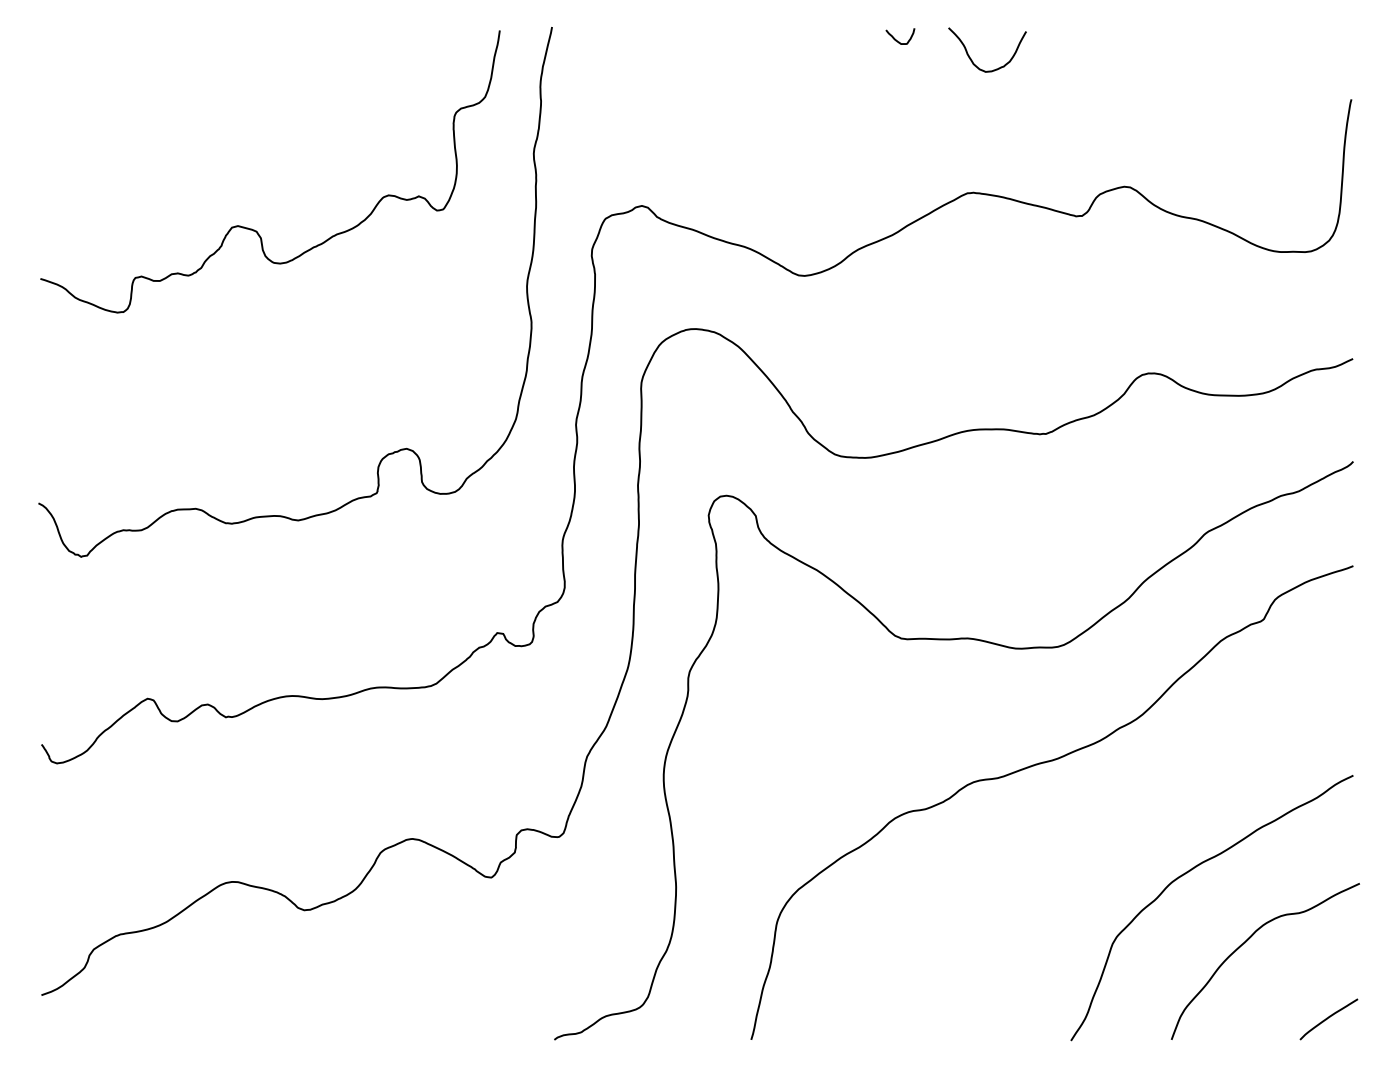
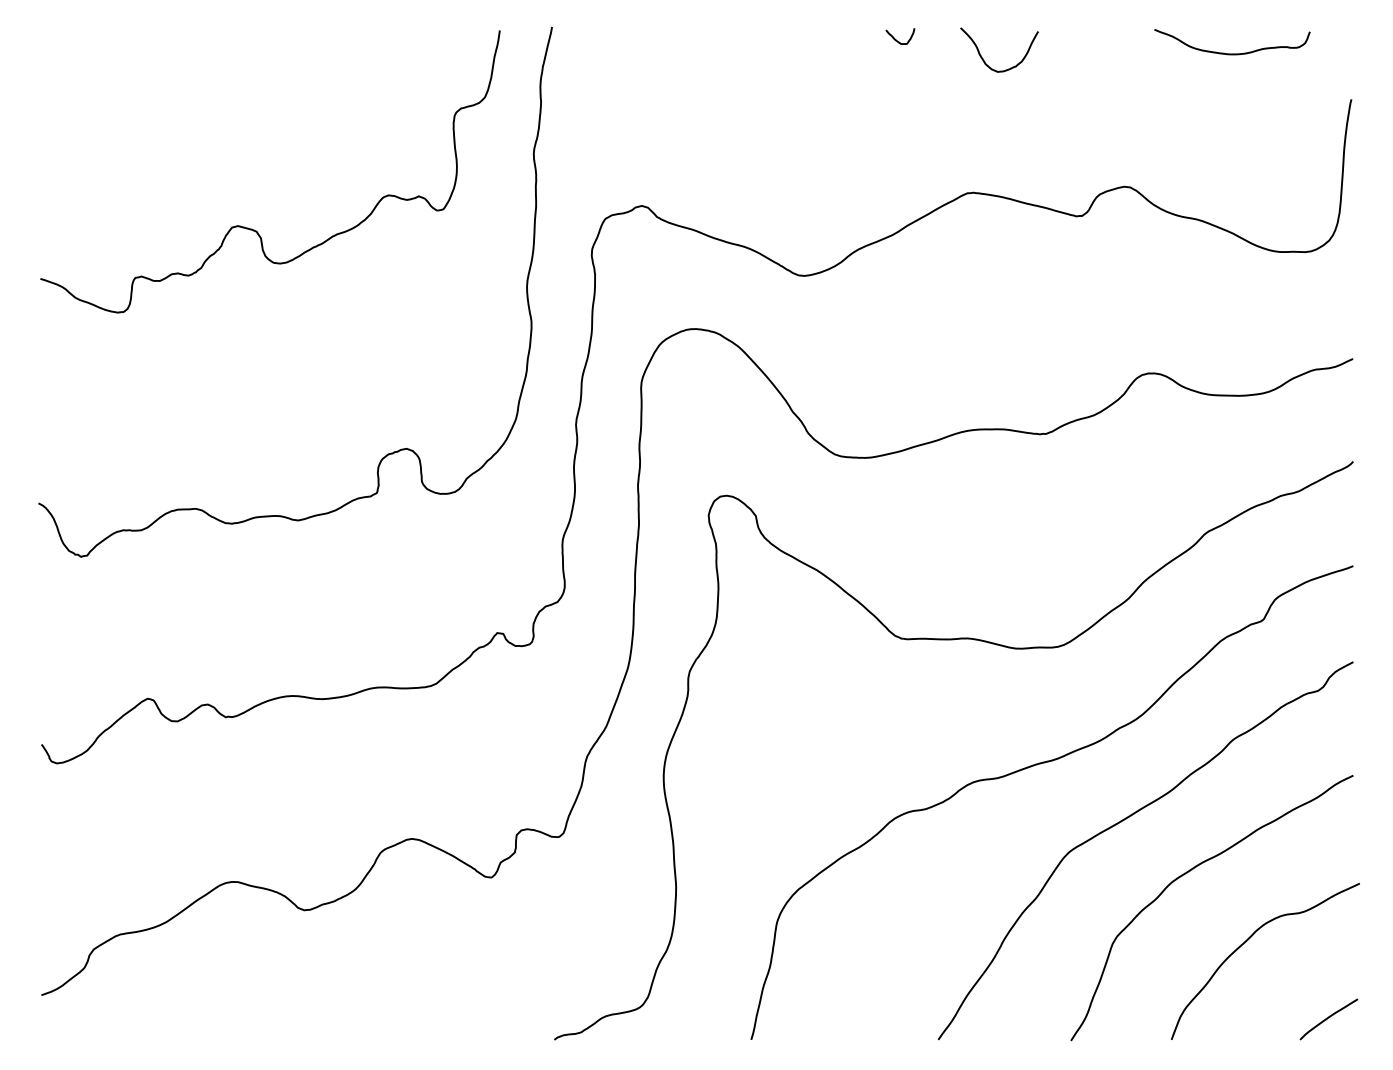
curve: none -> present (1232, 53)
curve position: (971, 58) -> (983, 58) (983, 58)
curve: none -> present (1128, 818)
